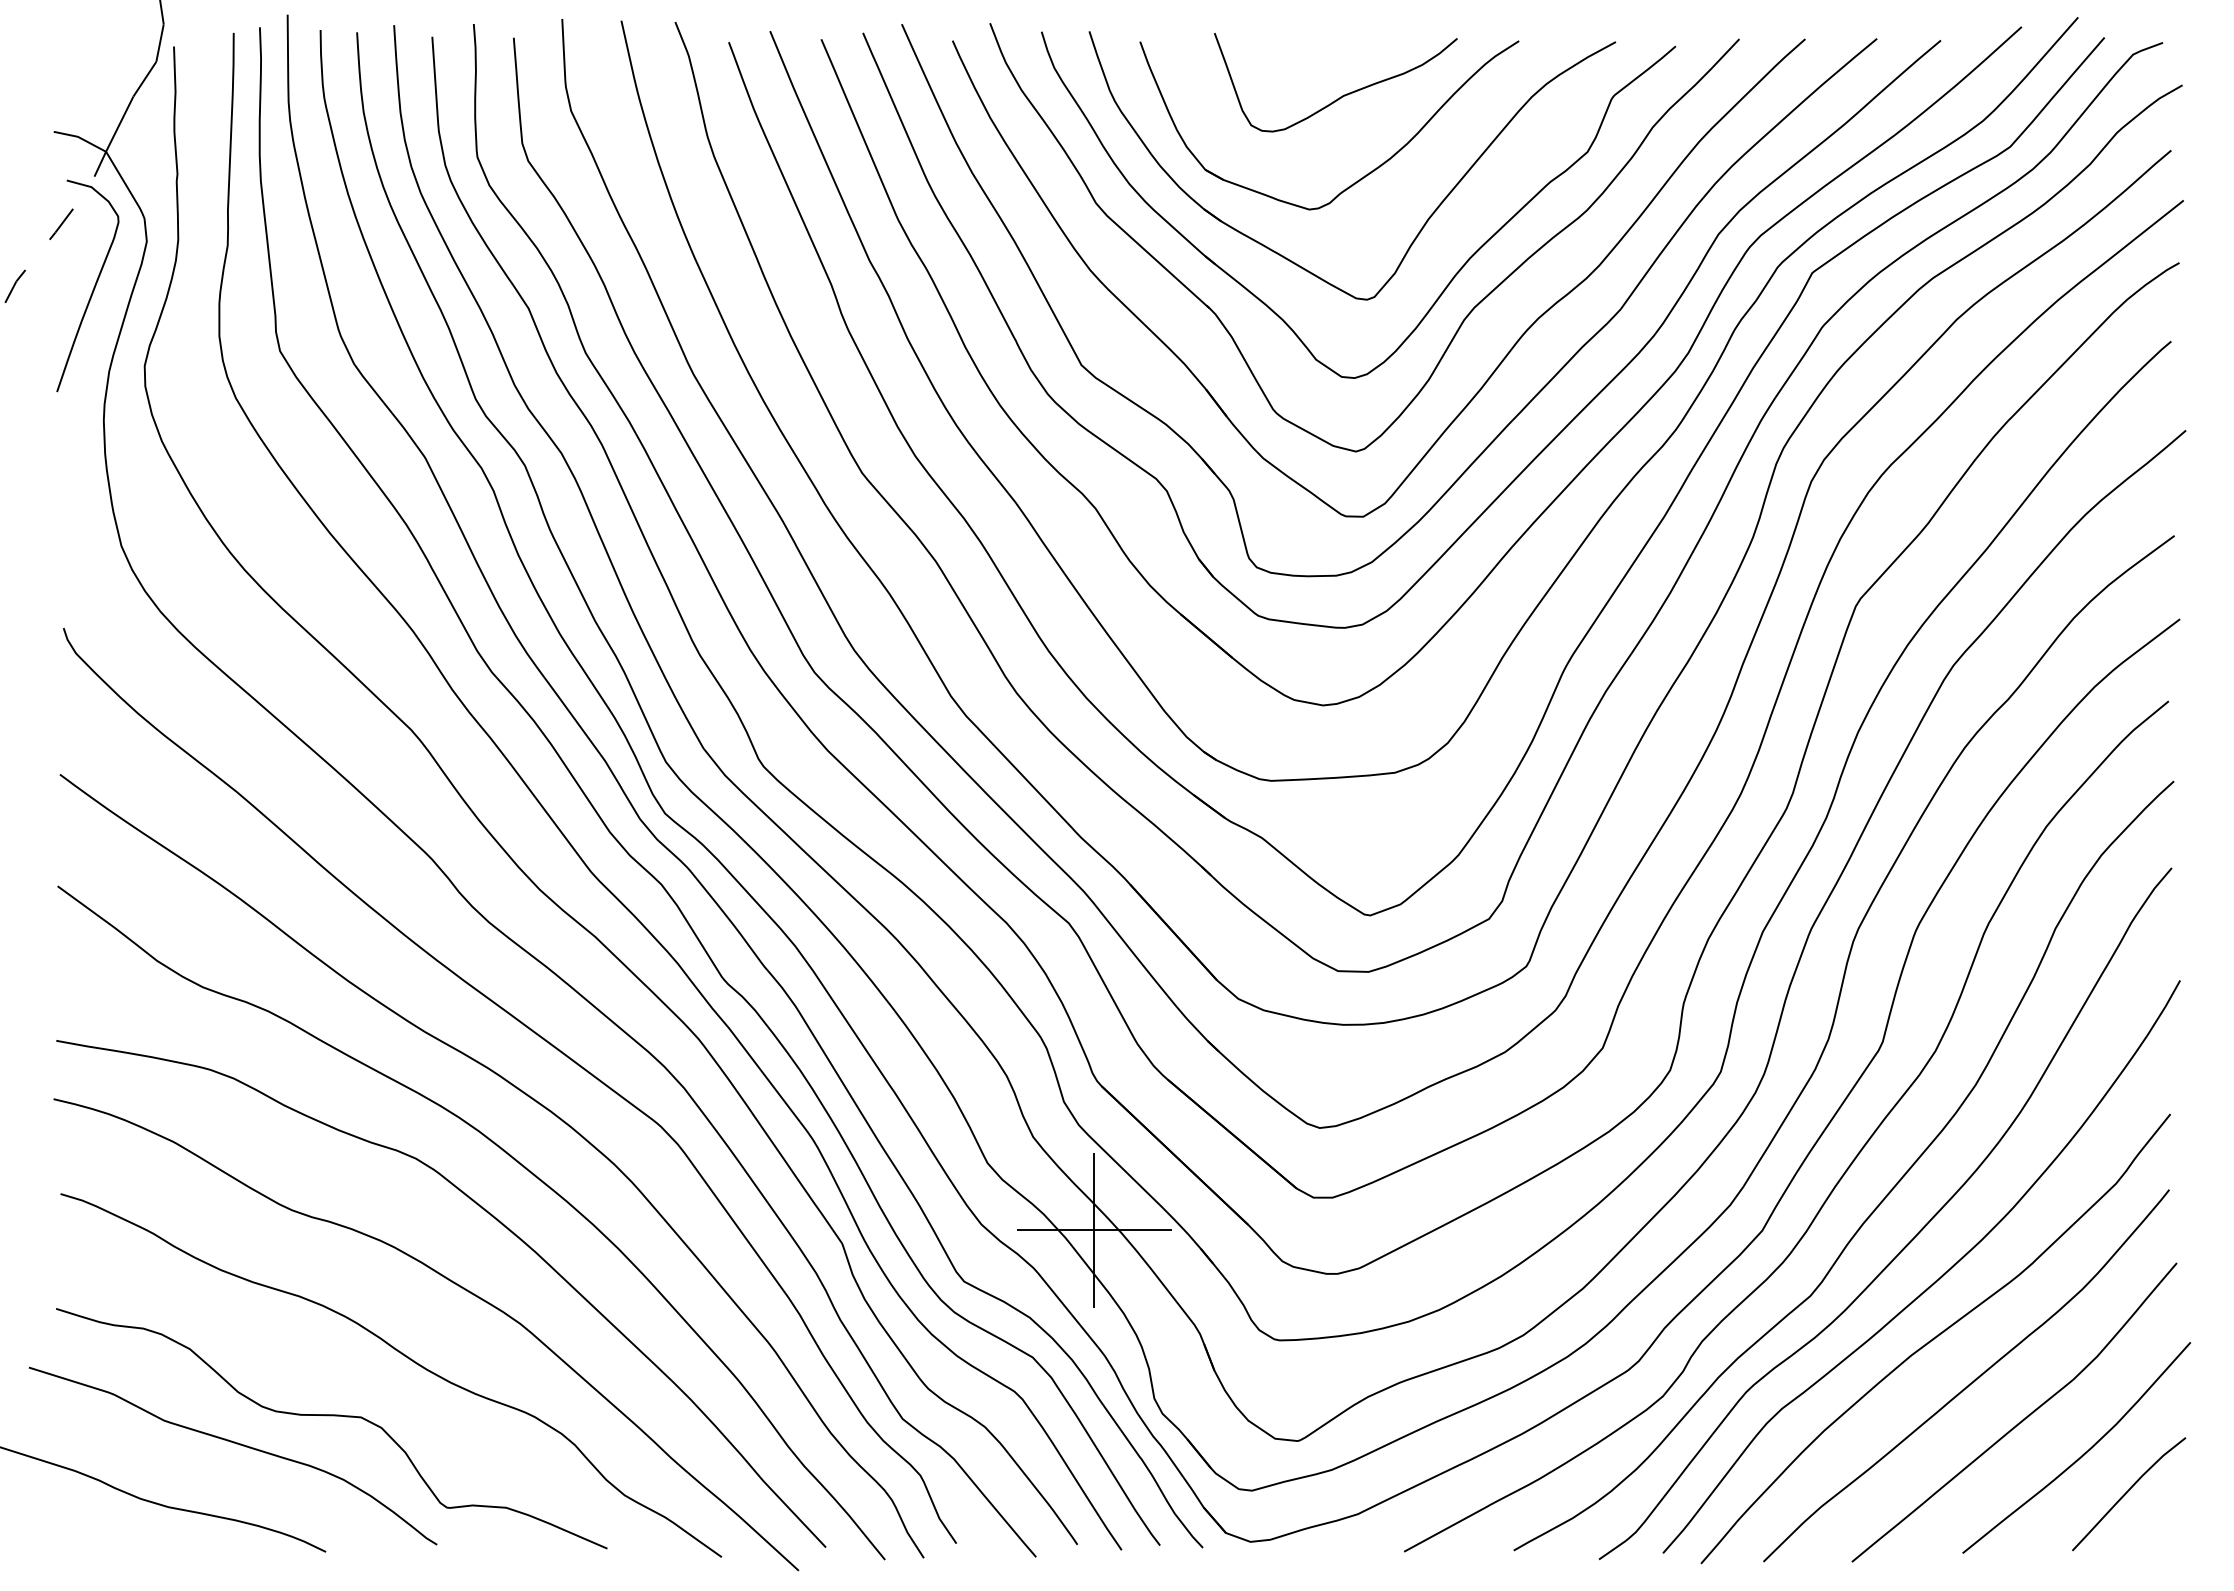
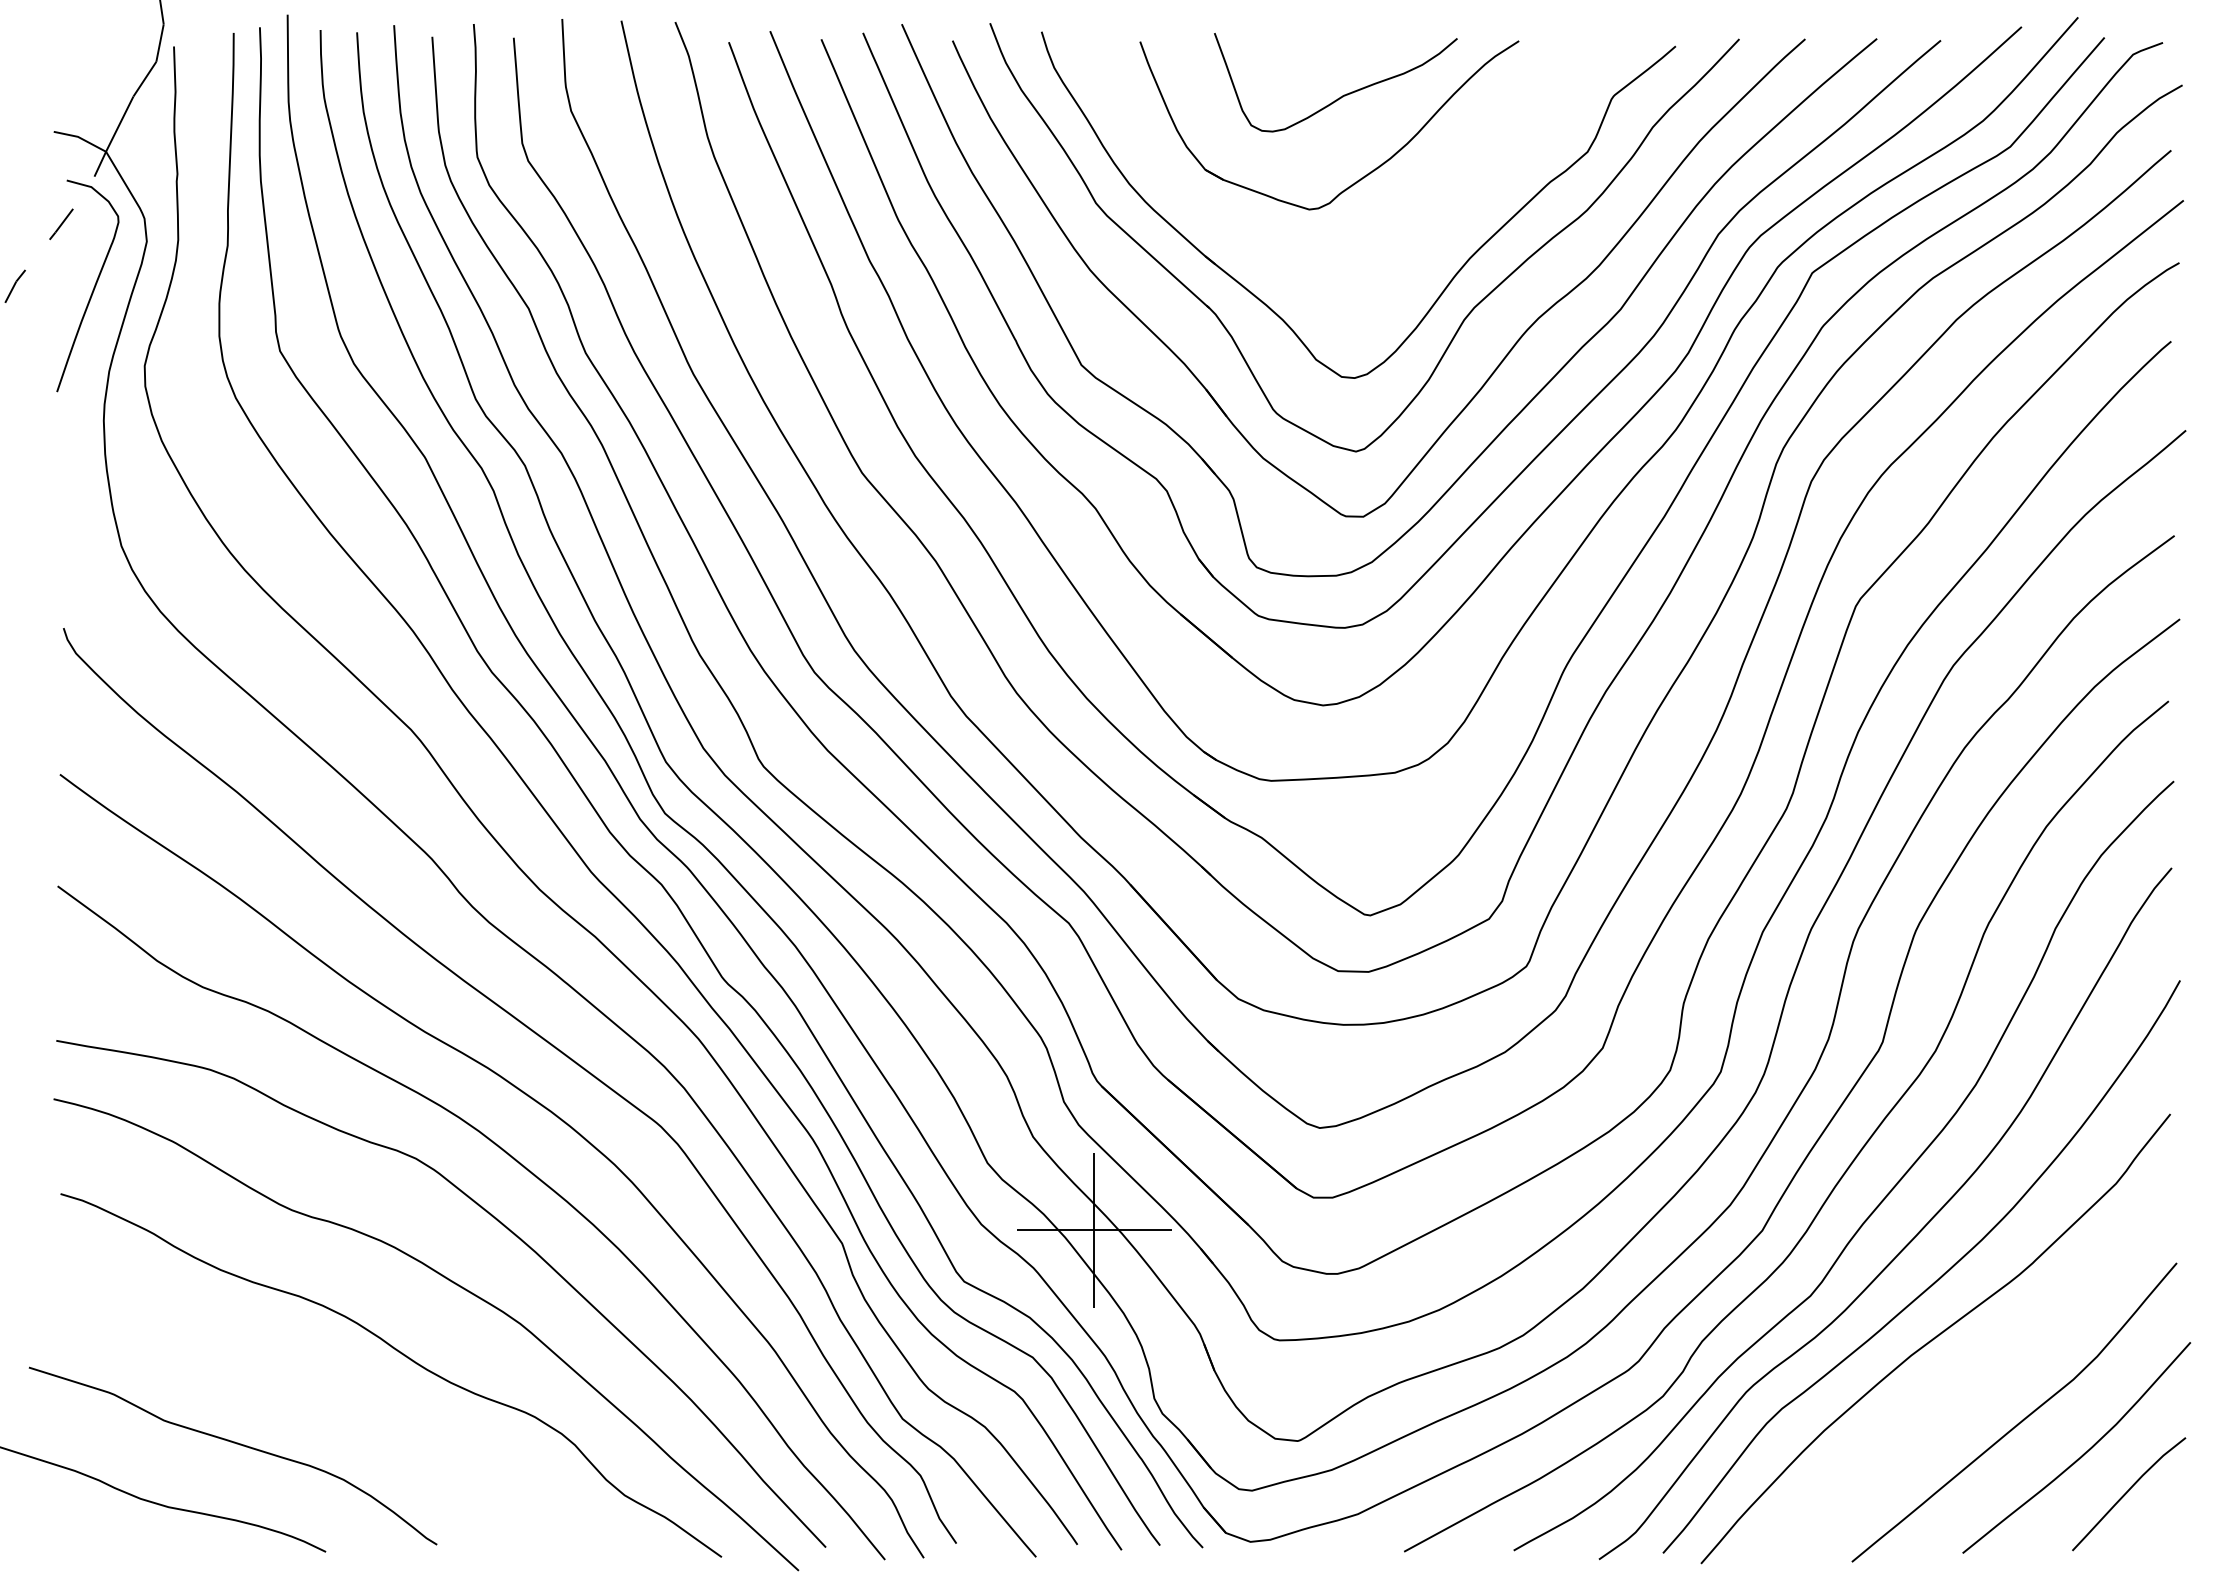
part: present -> none (1427, 218)
curve: present -> none (1972, 1381)
curve: present -> none (331, 1416)
